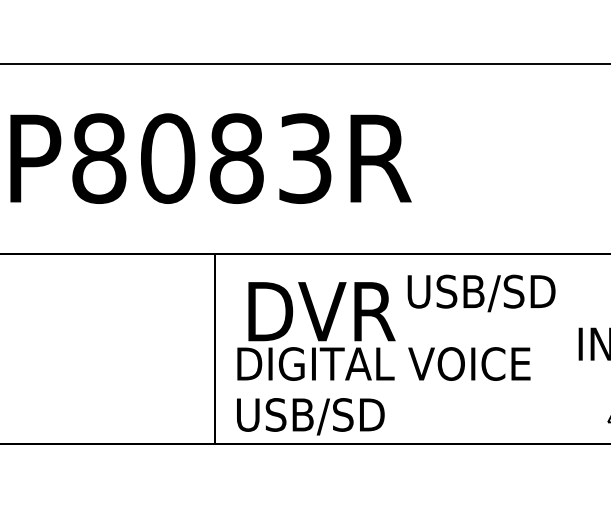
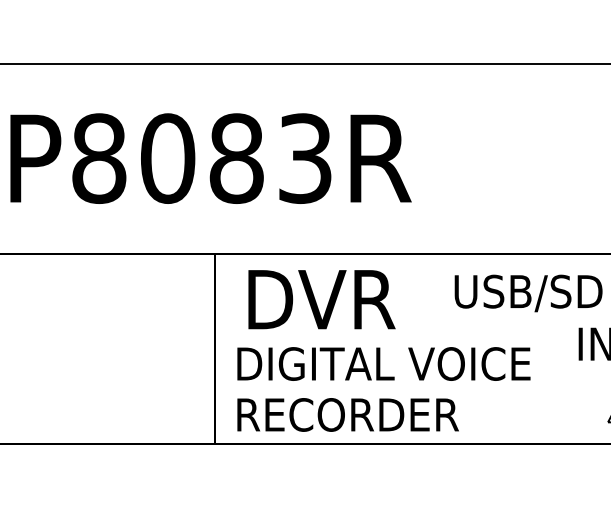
text position: (481, 293) -> (528, 293) (528, 293)
text position: (321, 311) -> (321, 299) (321, 299)
text: USB/SD -> RECORDER (347, 416)
